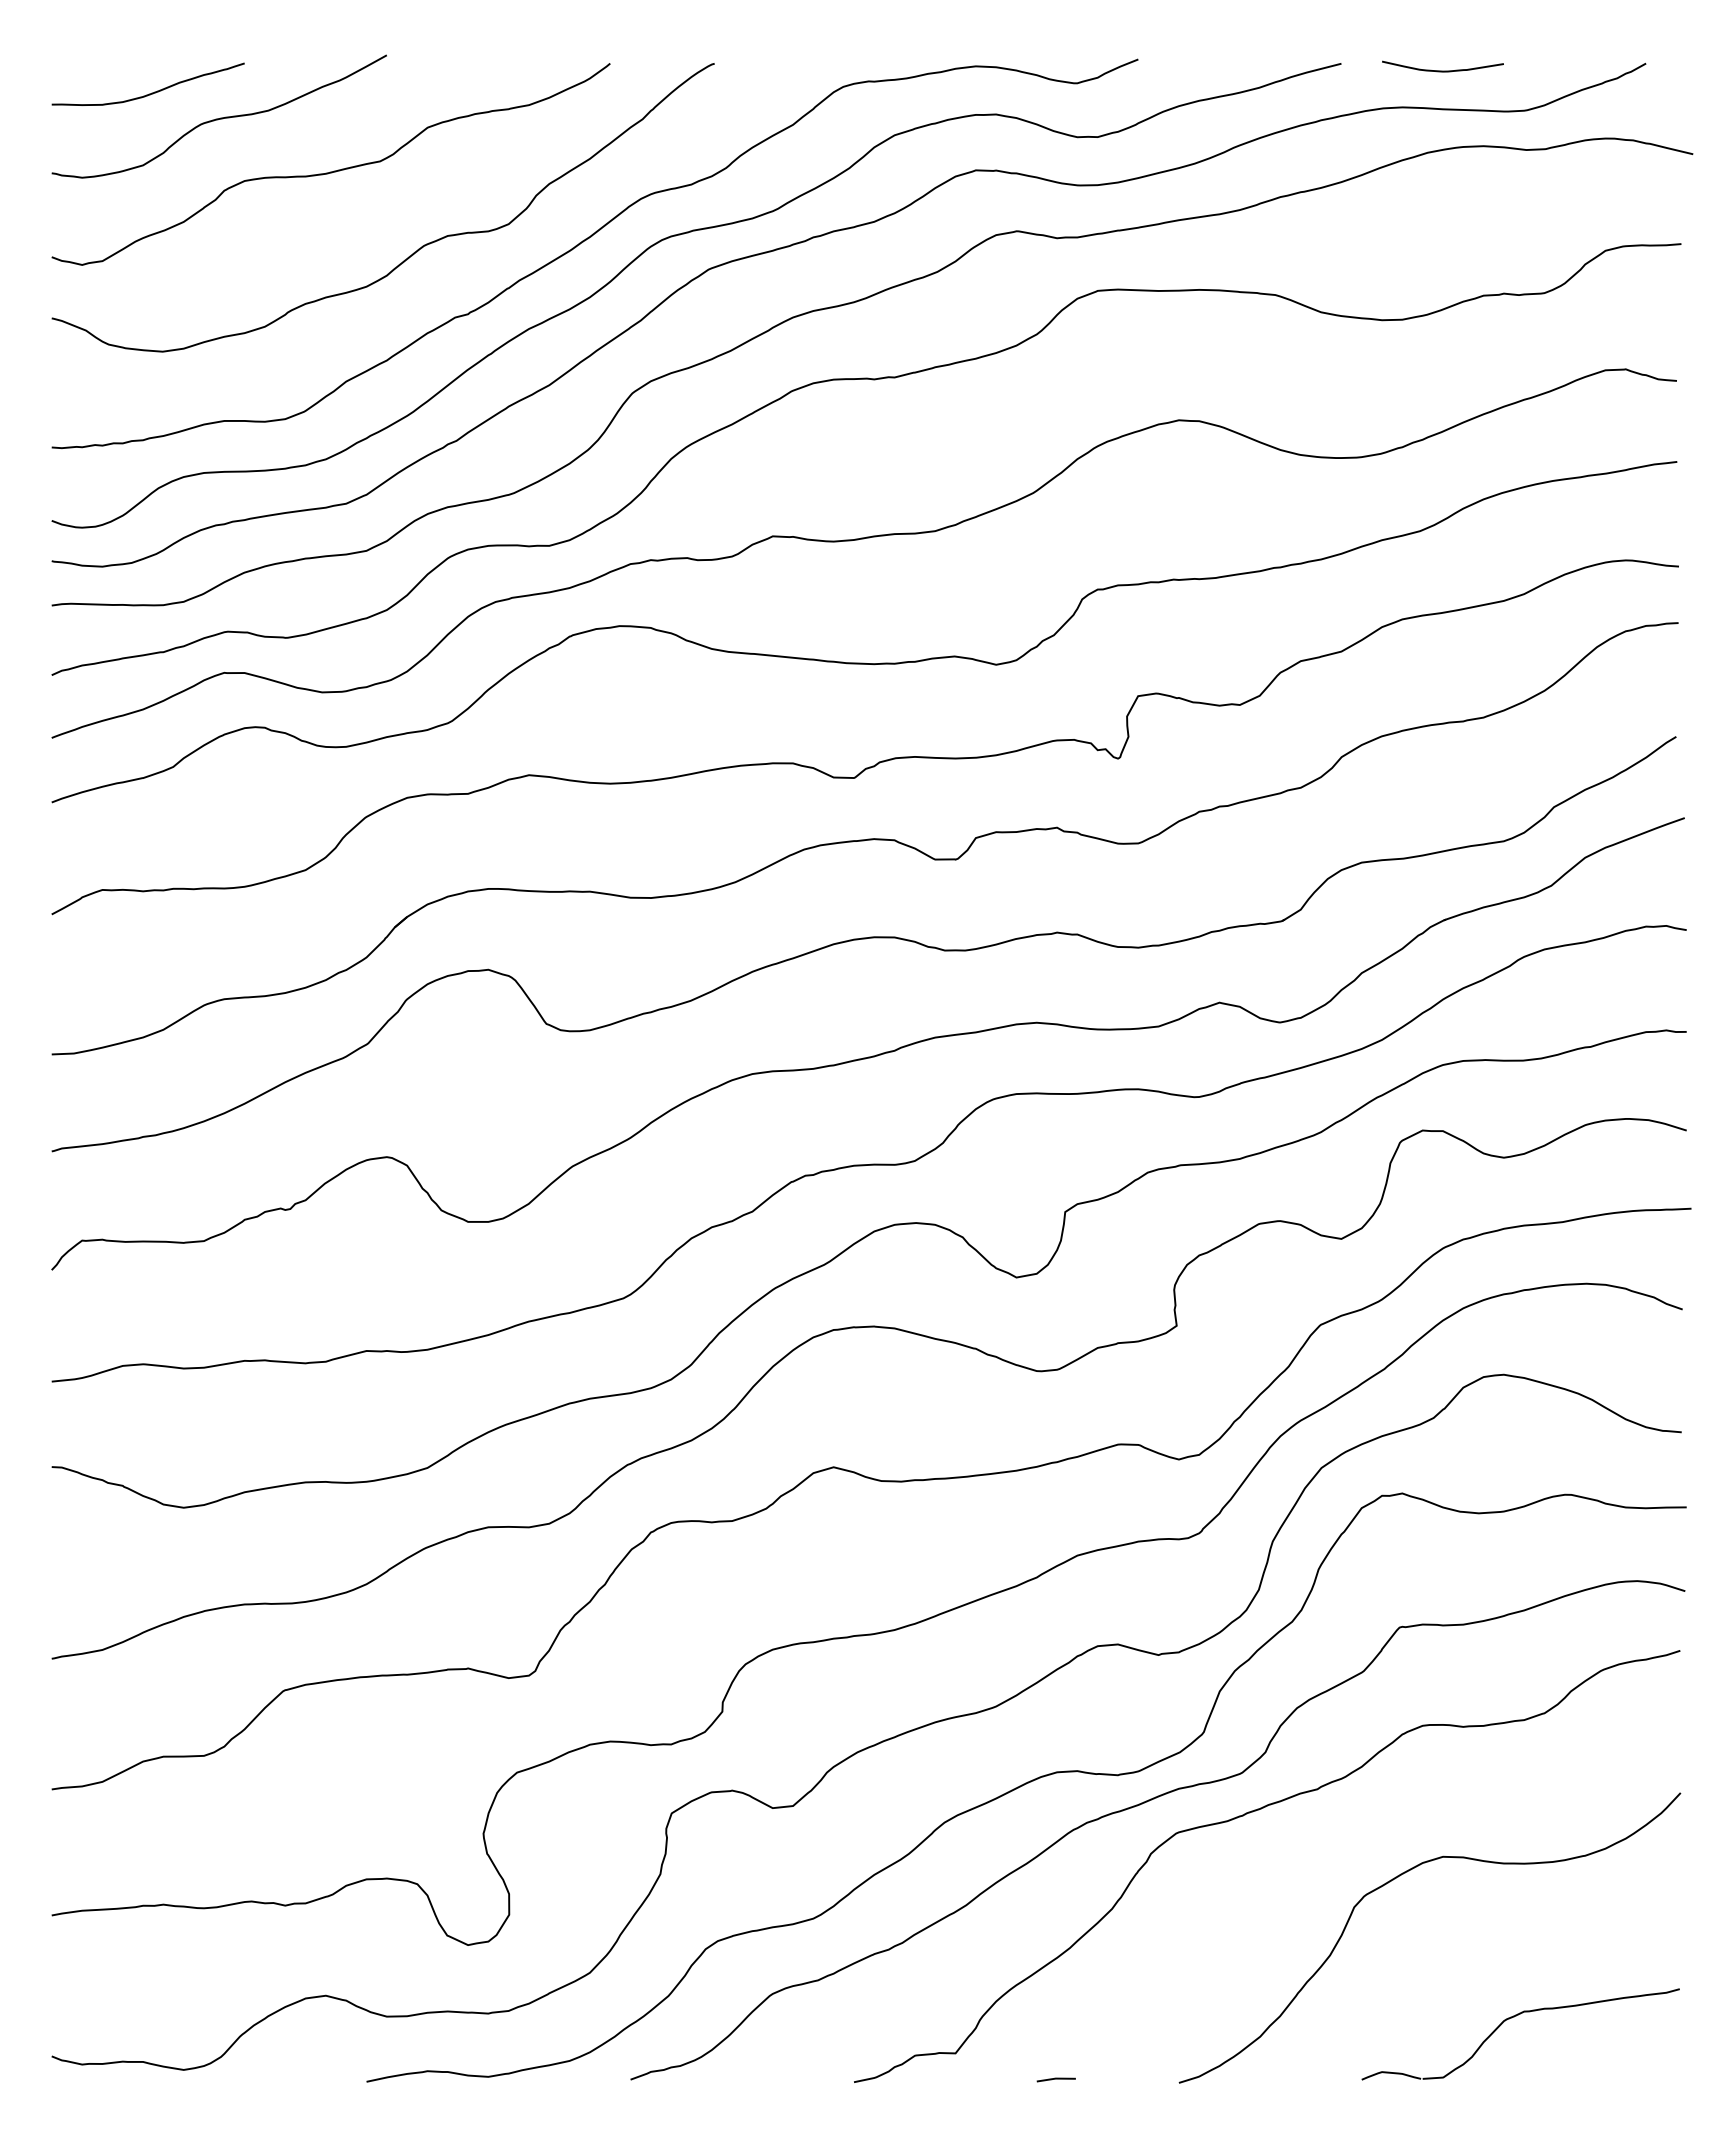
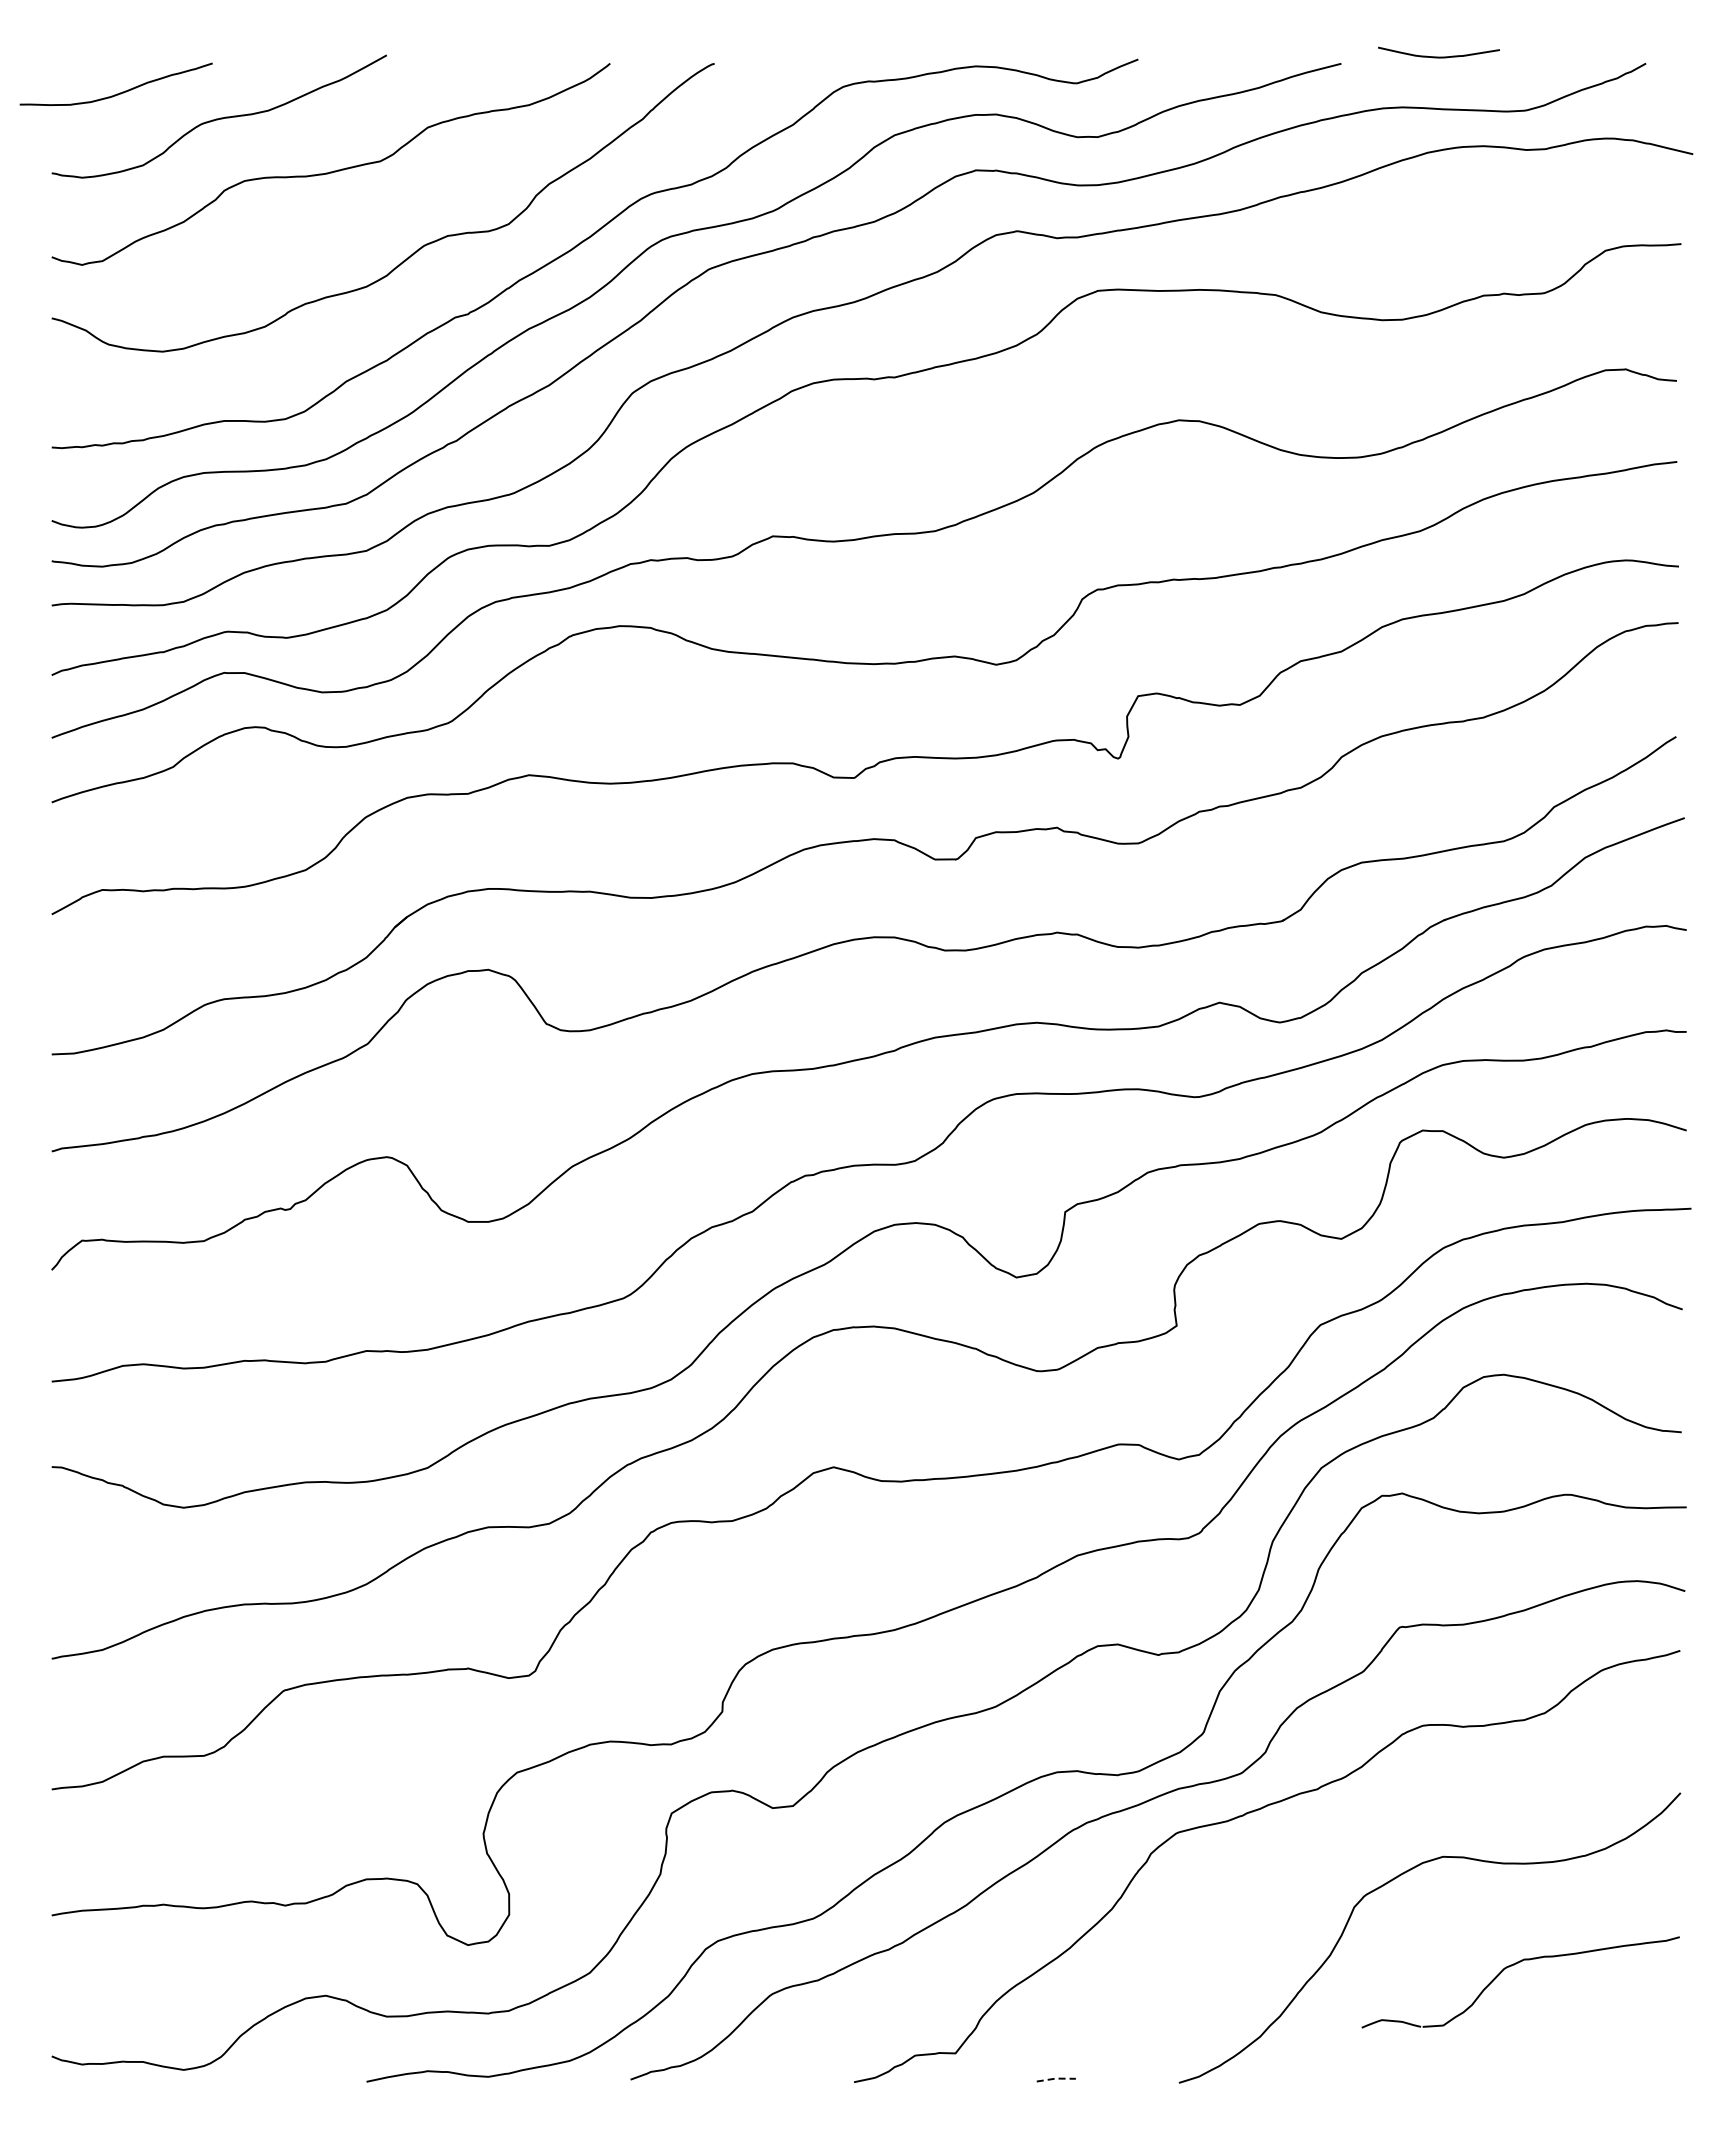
curve position: (1442, 70) -> (1438, 56) (1438, 56)
curve position: (151, 92) -> (119, 92) (119, 92)
part position: (1514, 2017) -> (1514, 1965) (1514, 1965)
line: solid -> dashed (1055, 2078)
